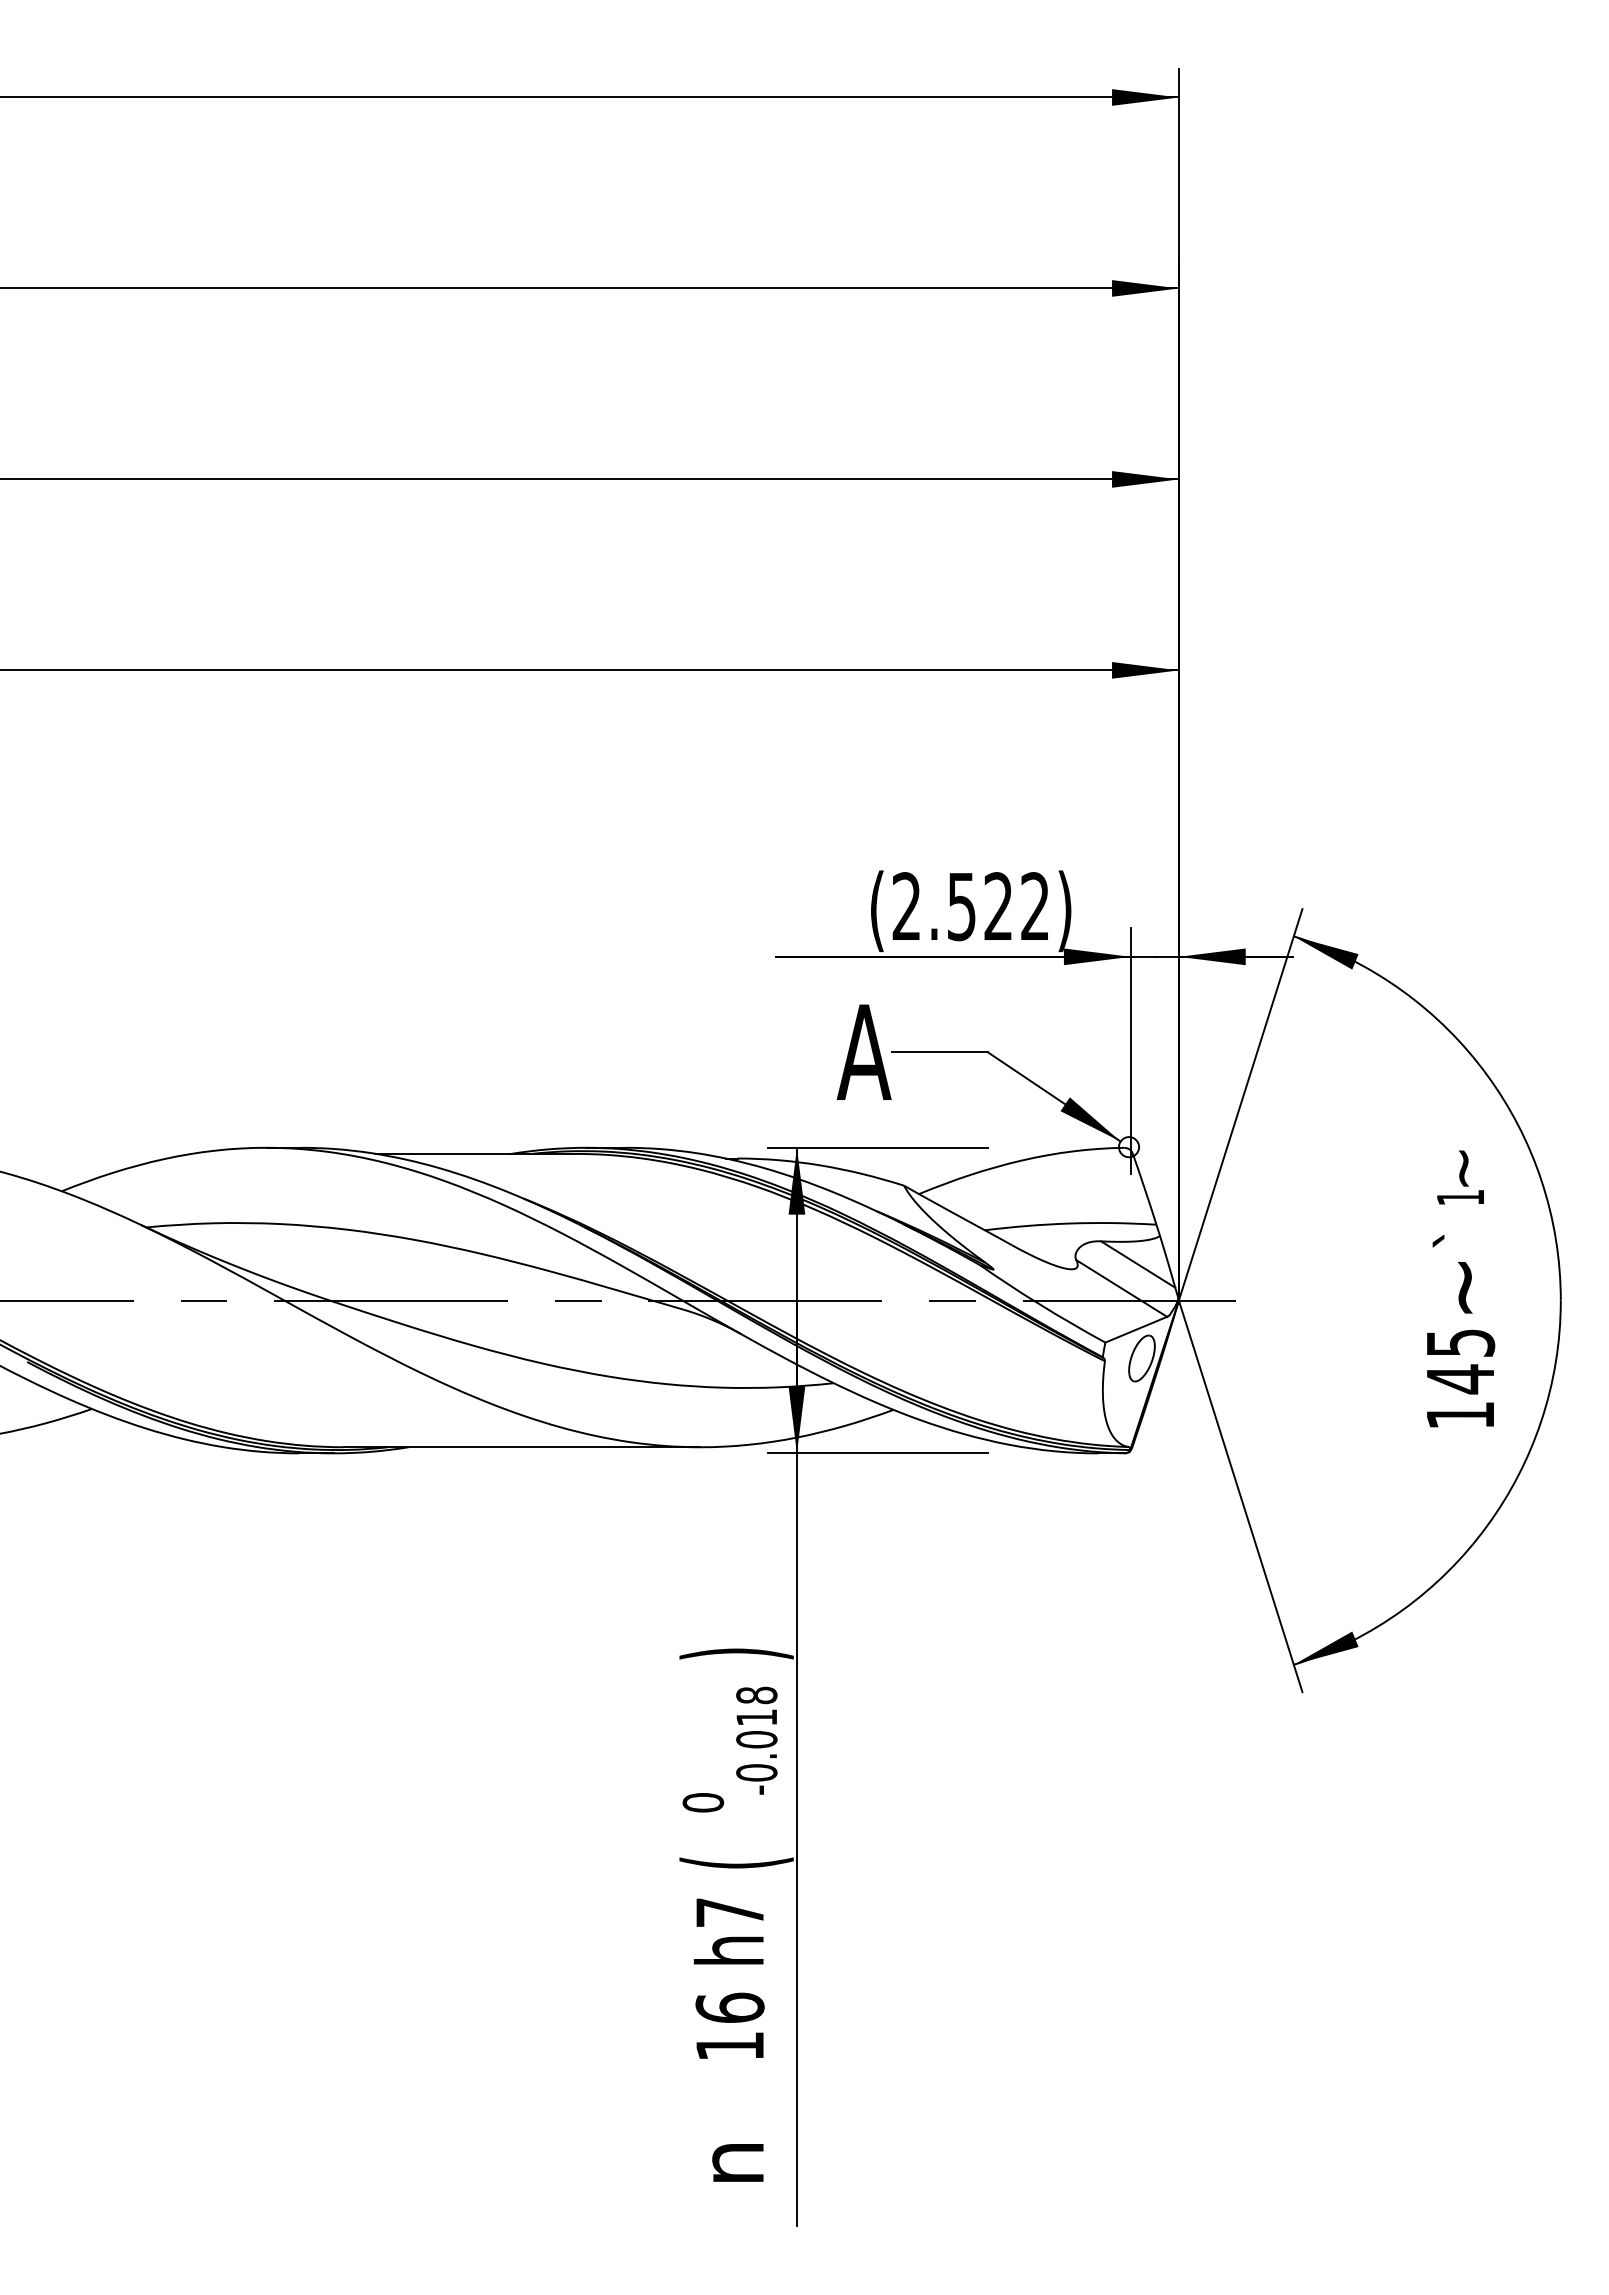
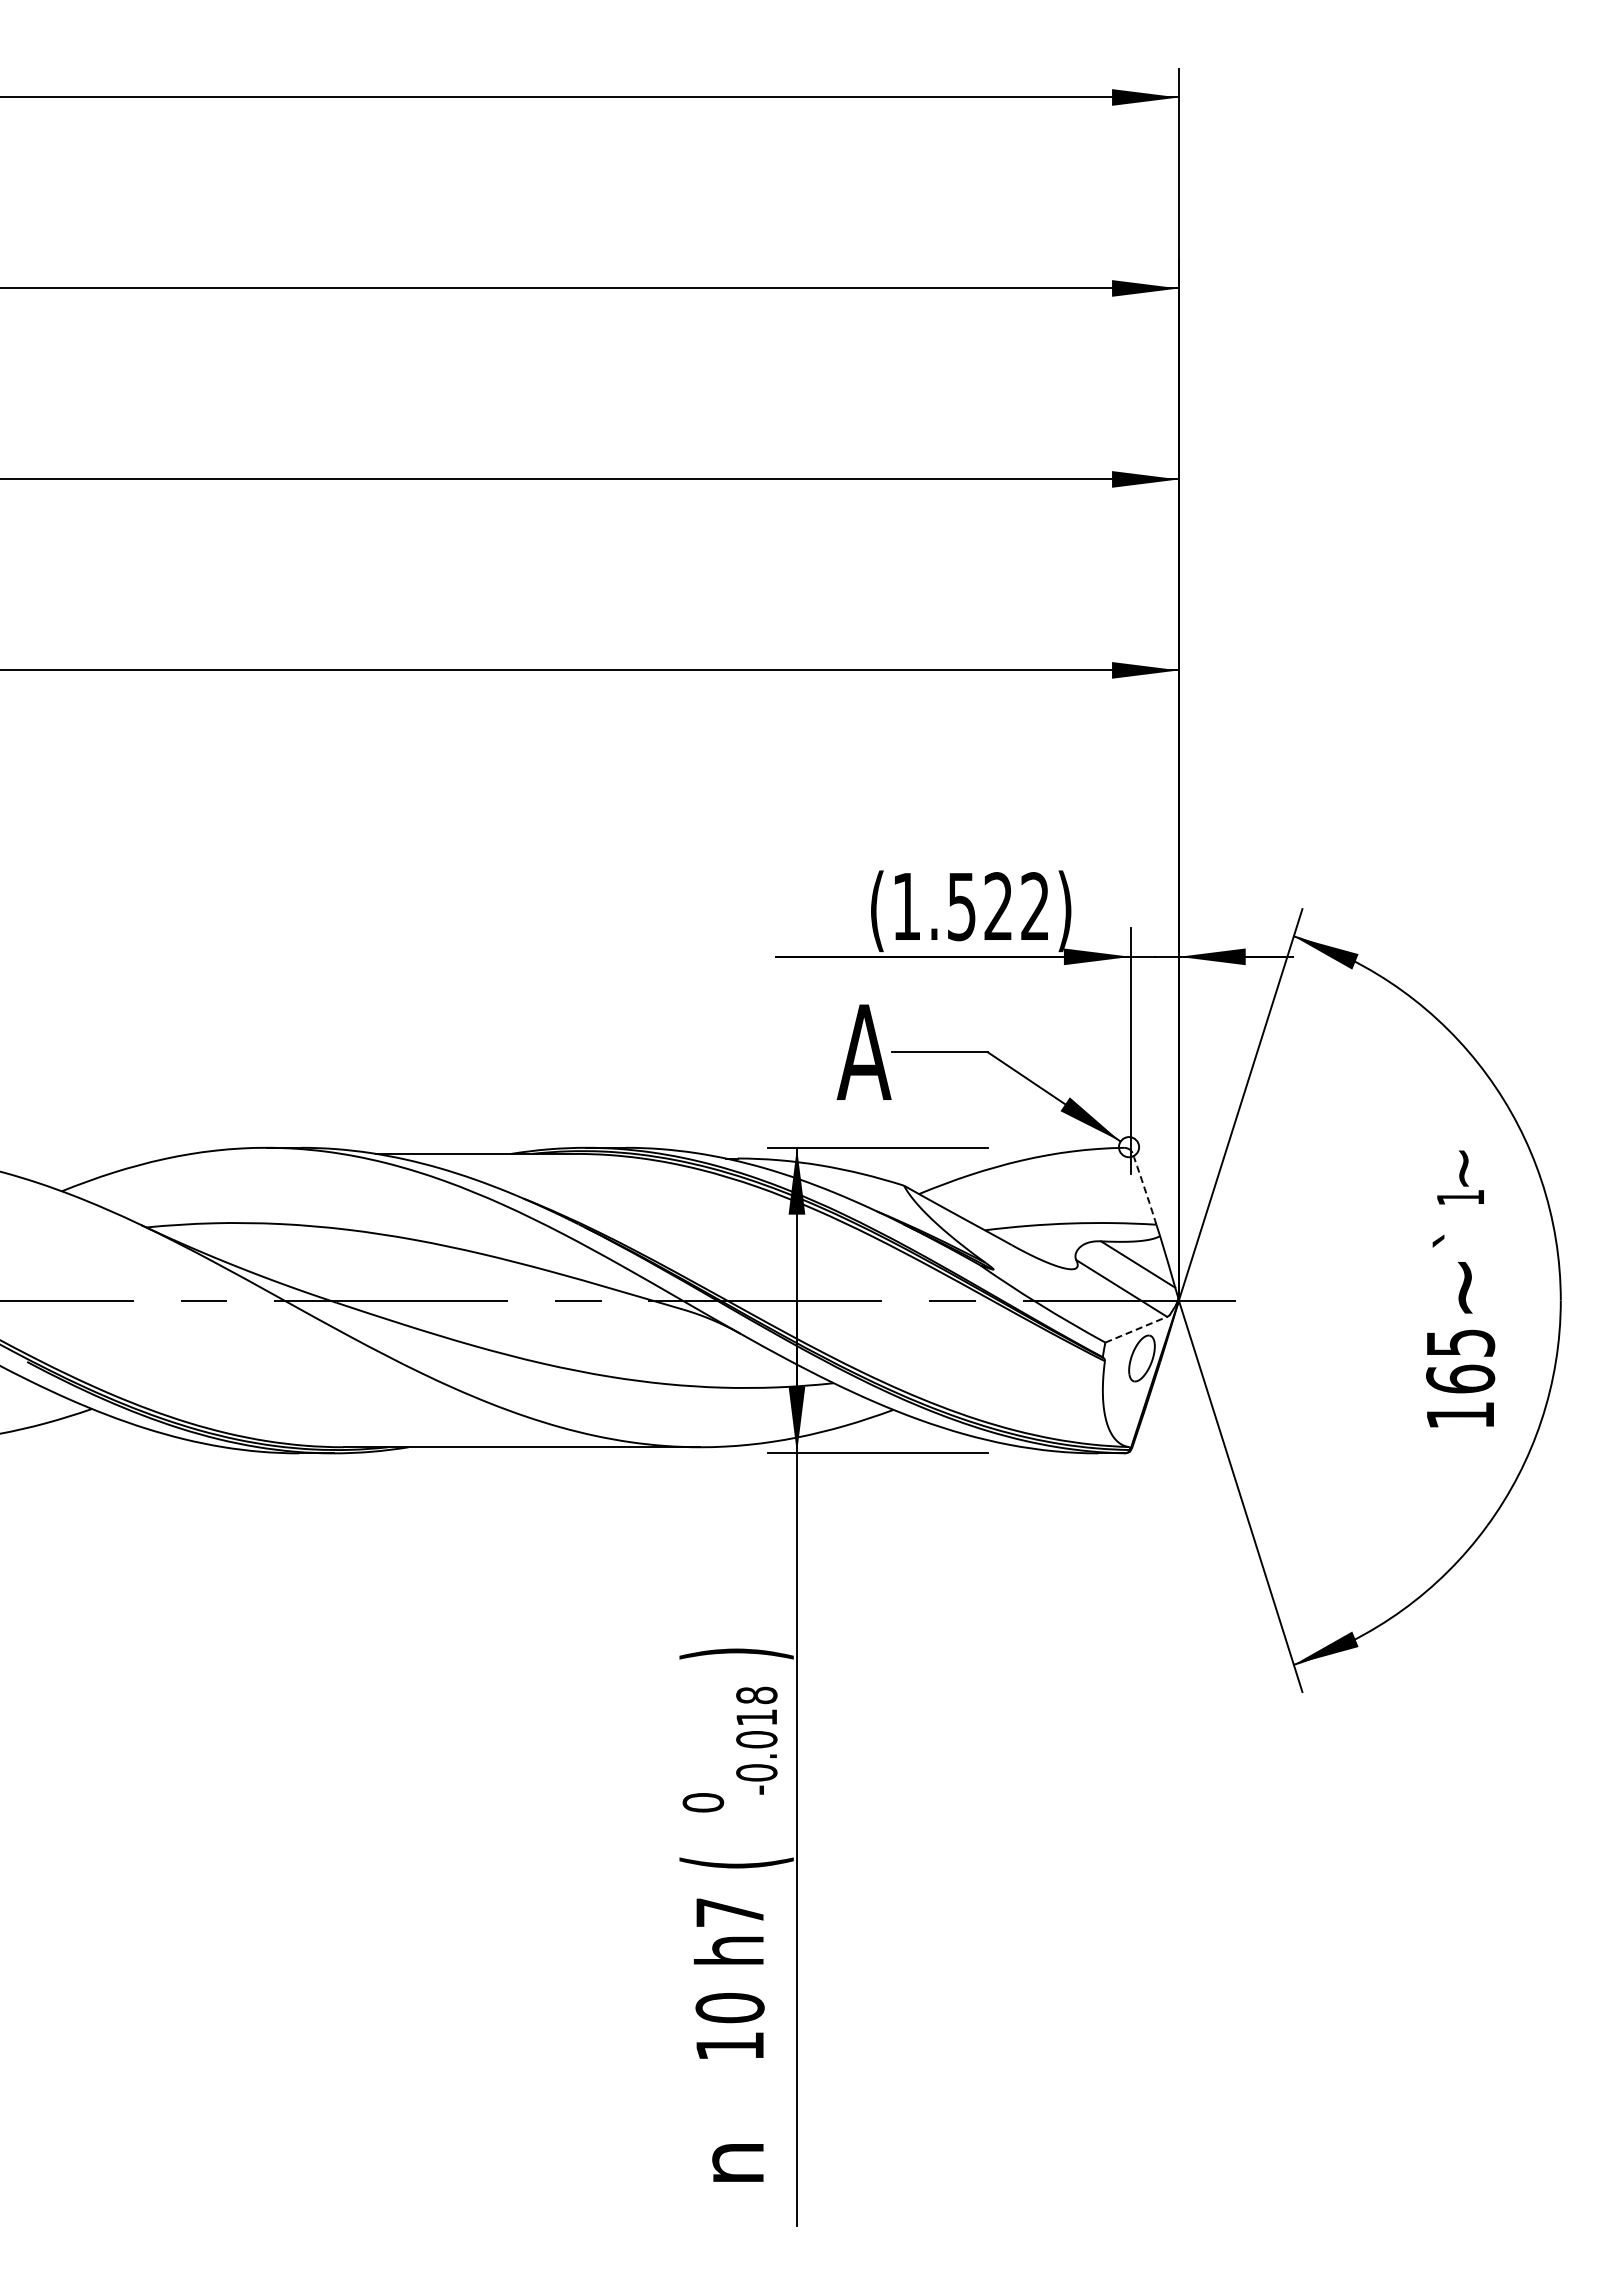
text: (2.522) -> (1.522) (905, 905)
arc: solid -> dashed (1144, 1188)
line: solid -> dashed (1136, 1329)
text: 145 -> 165 (1460, 1379)
text: 16 -> 10 (729, 2007)
